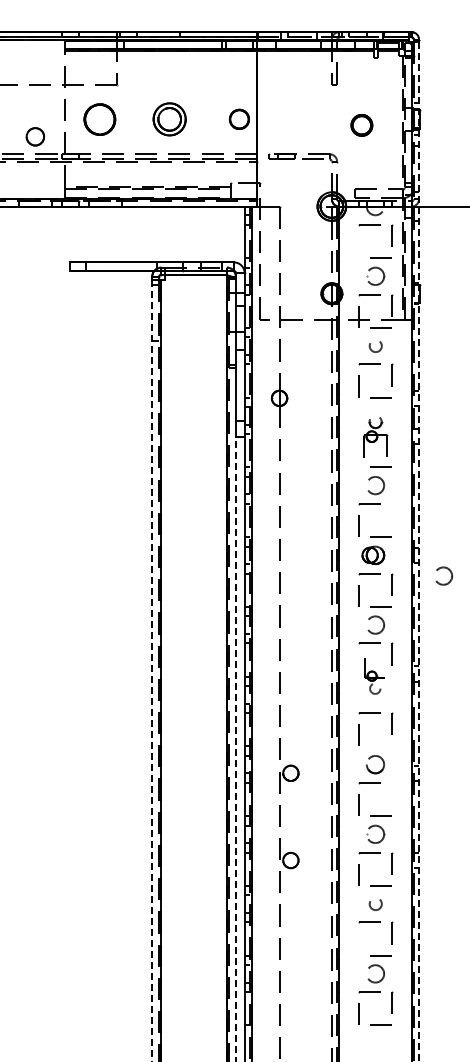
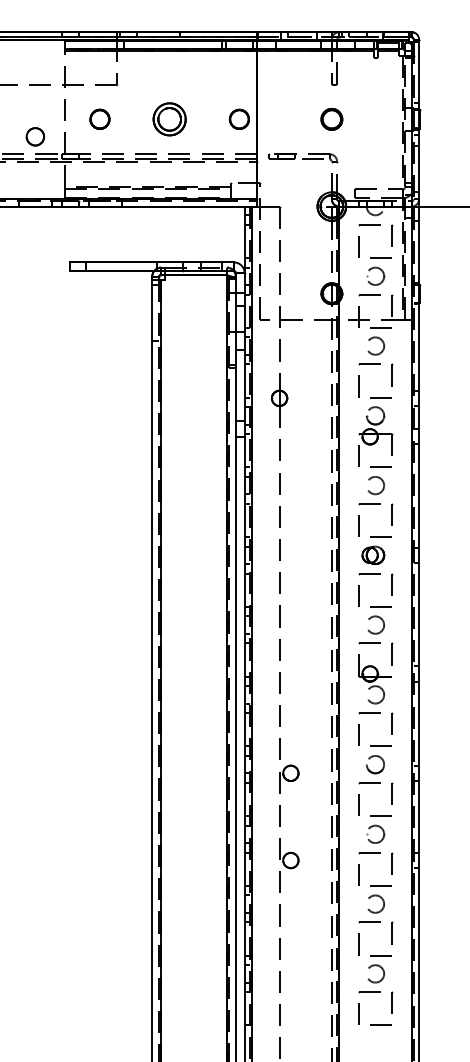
circle size: 34x33 px -> 22x22 px (99, 118)
part position: (361, 125) -> (331, 119) (331, 119)
line: none -> present (358, 246)
circle size: 15x12 px -> 19x20 px (376, 345)
part size: 26x41 px -> 36x61 px (375, 436)
line: none -> present (392, 514)
line: dashed -> solid (419, 551)
circle: present -> none (444, 575)
line: dashed -> solid (152, 670)
part size: 21x37 px -> 34x51 px (374, 679)
line: none -> present (380, 745)
line: dashed -> solid (235, 749)
line: none -> present (392, 793)
circle size: 15x13 px -> 19x20 px (376, 903)
line: none -> present (358, 944)
